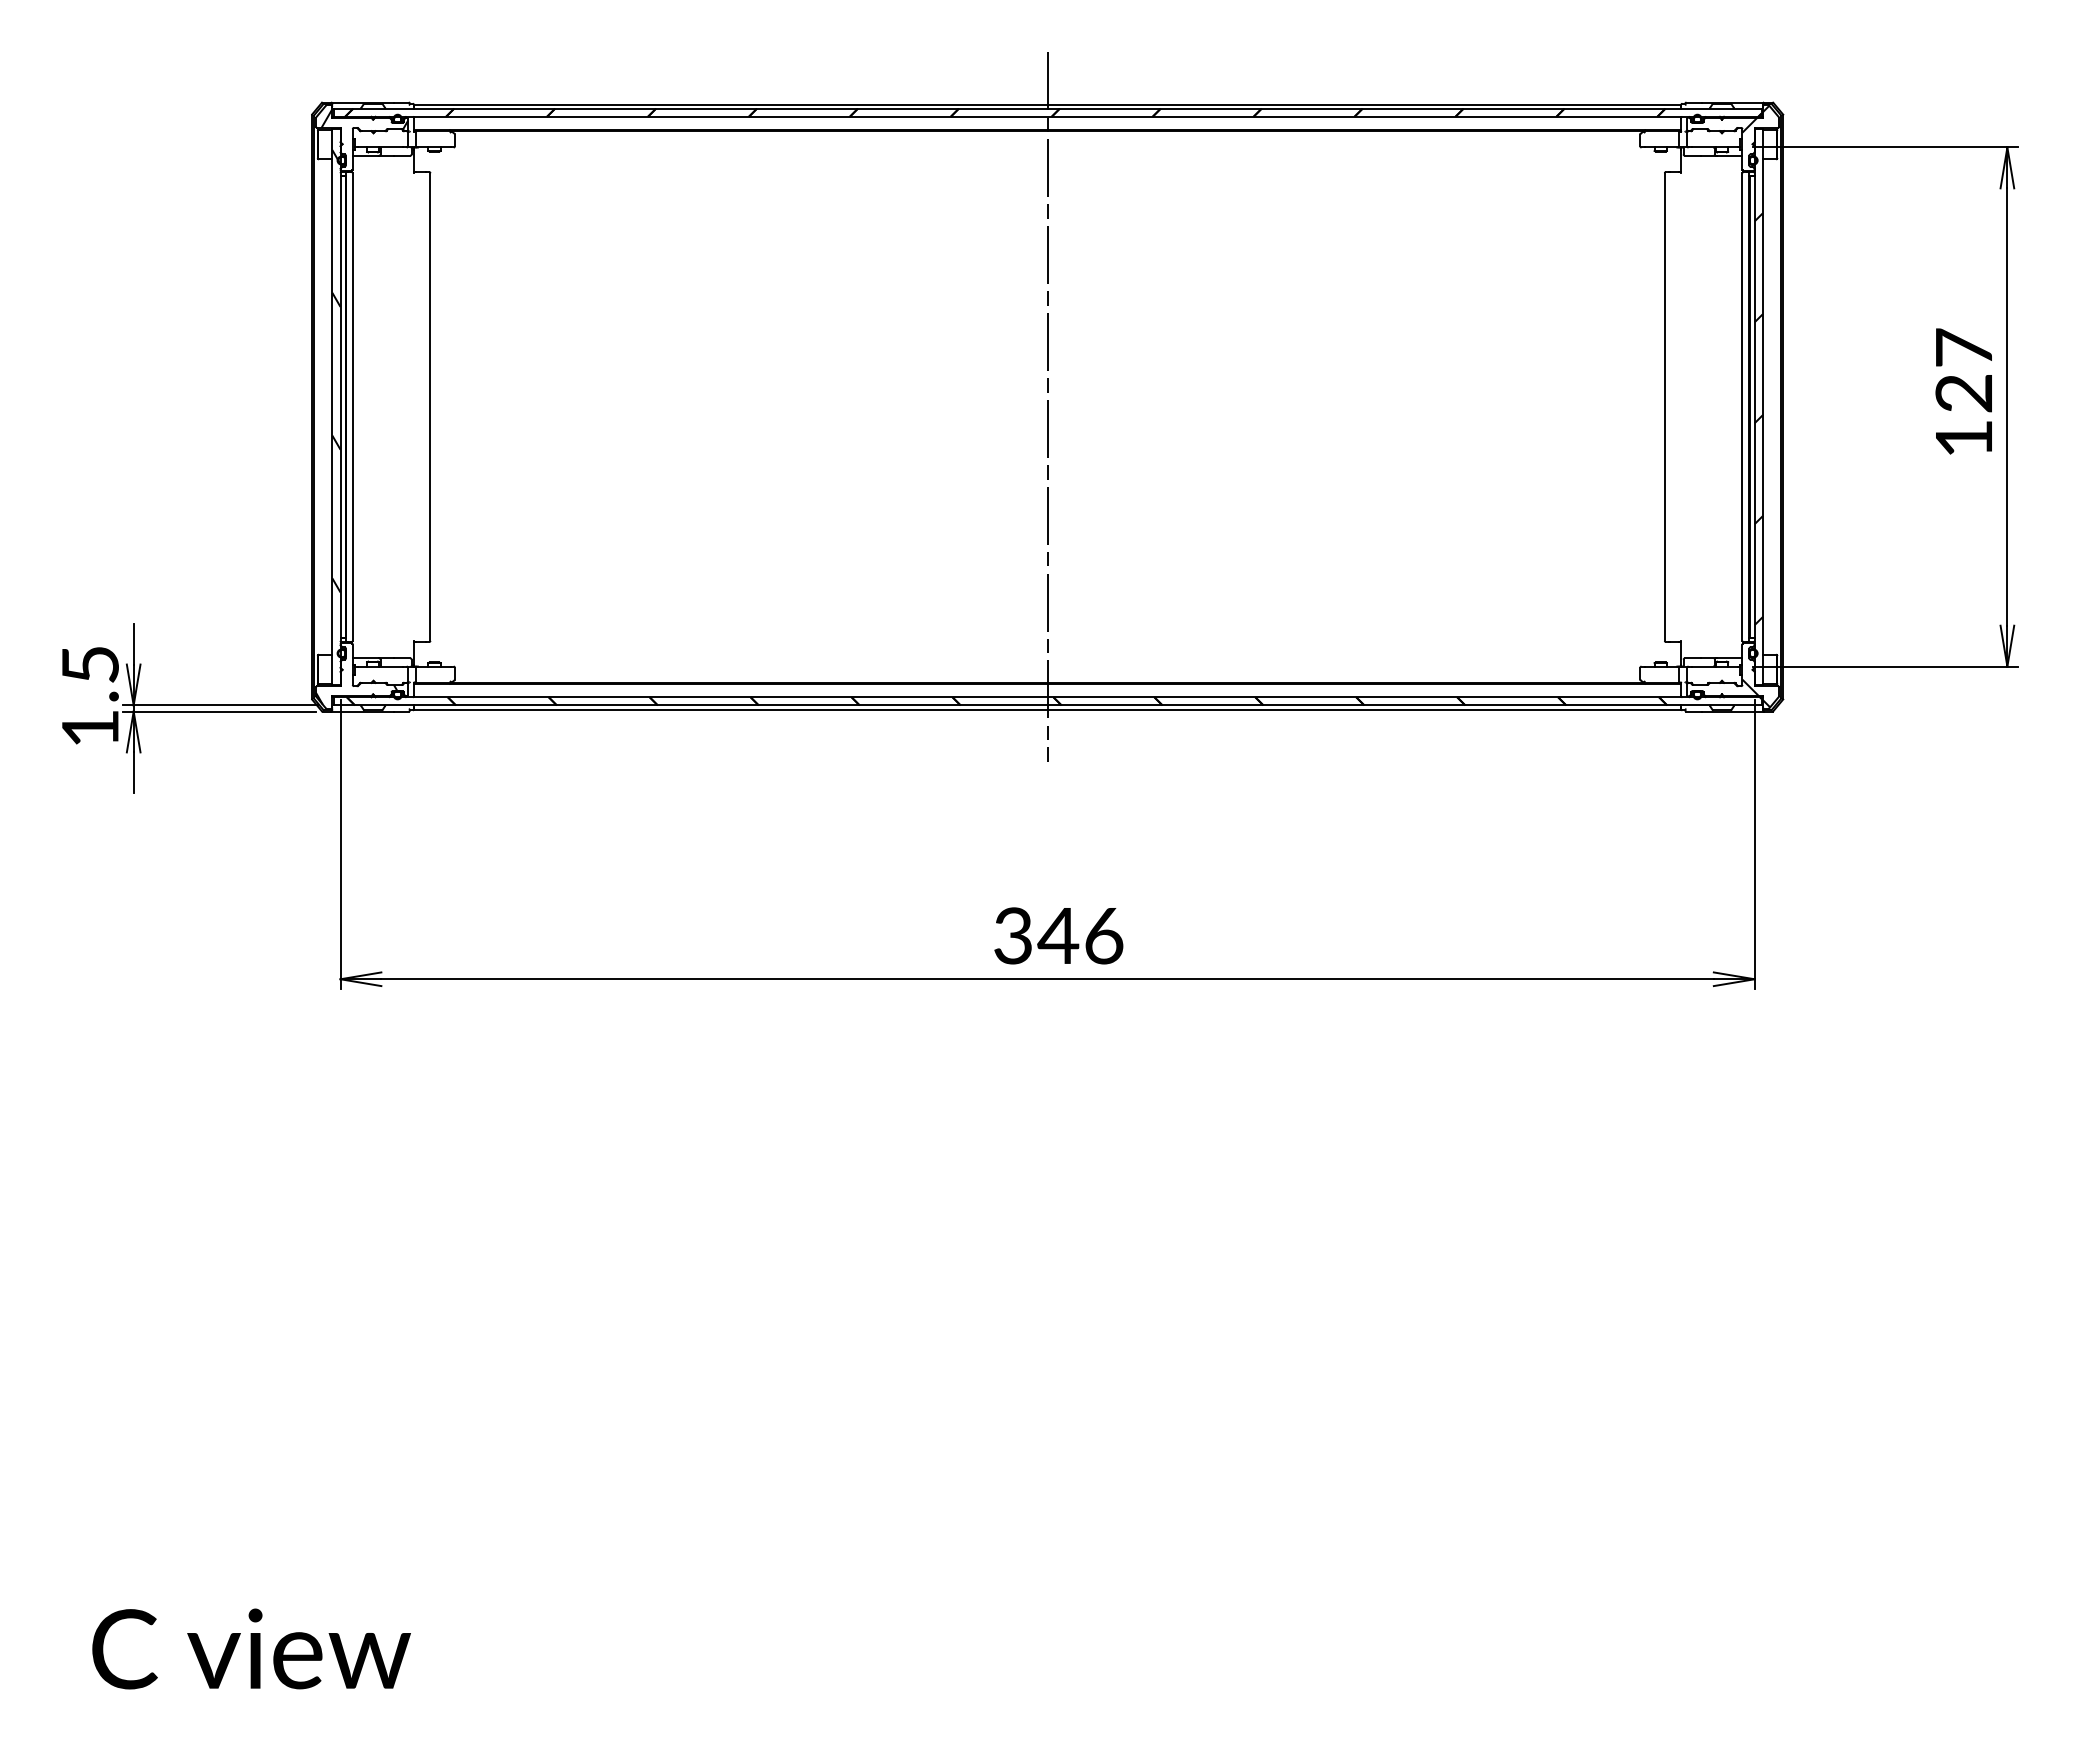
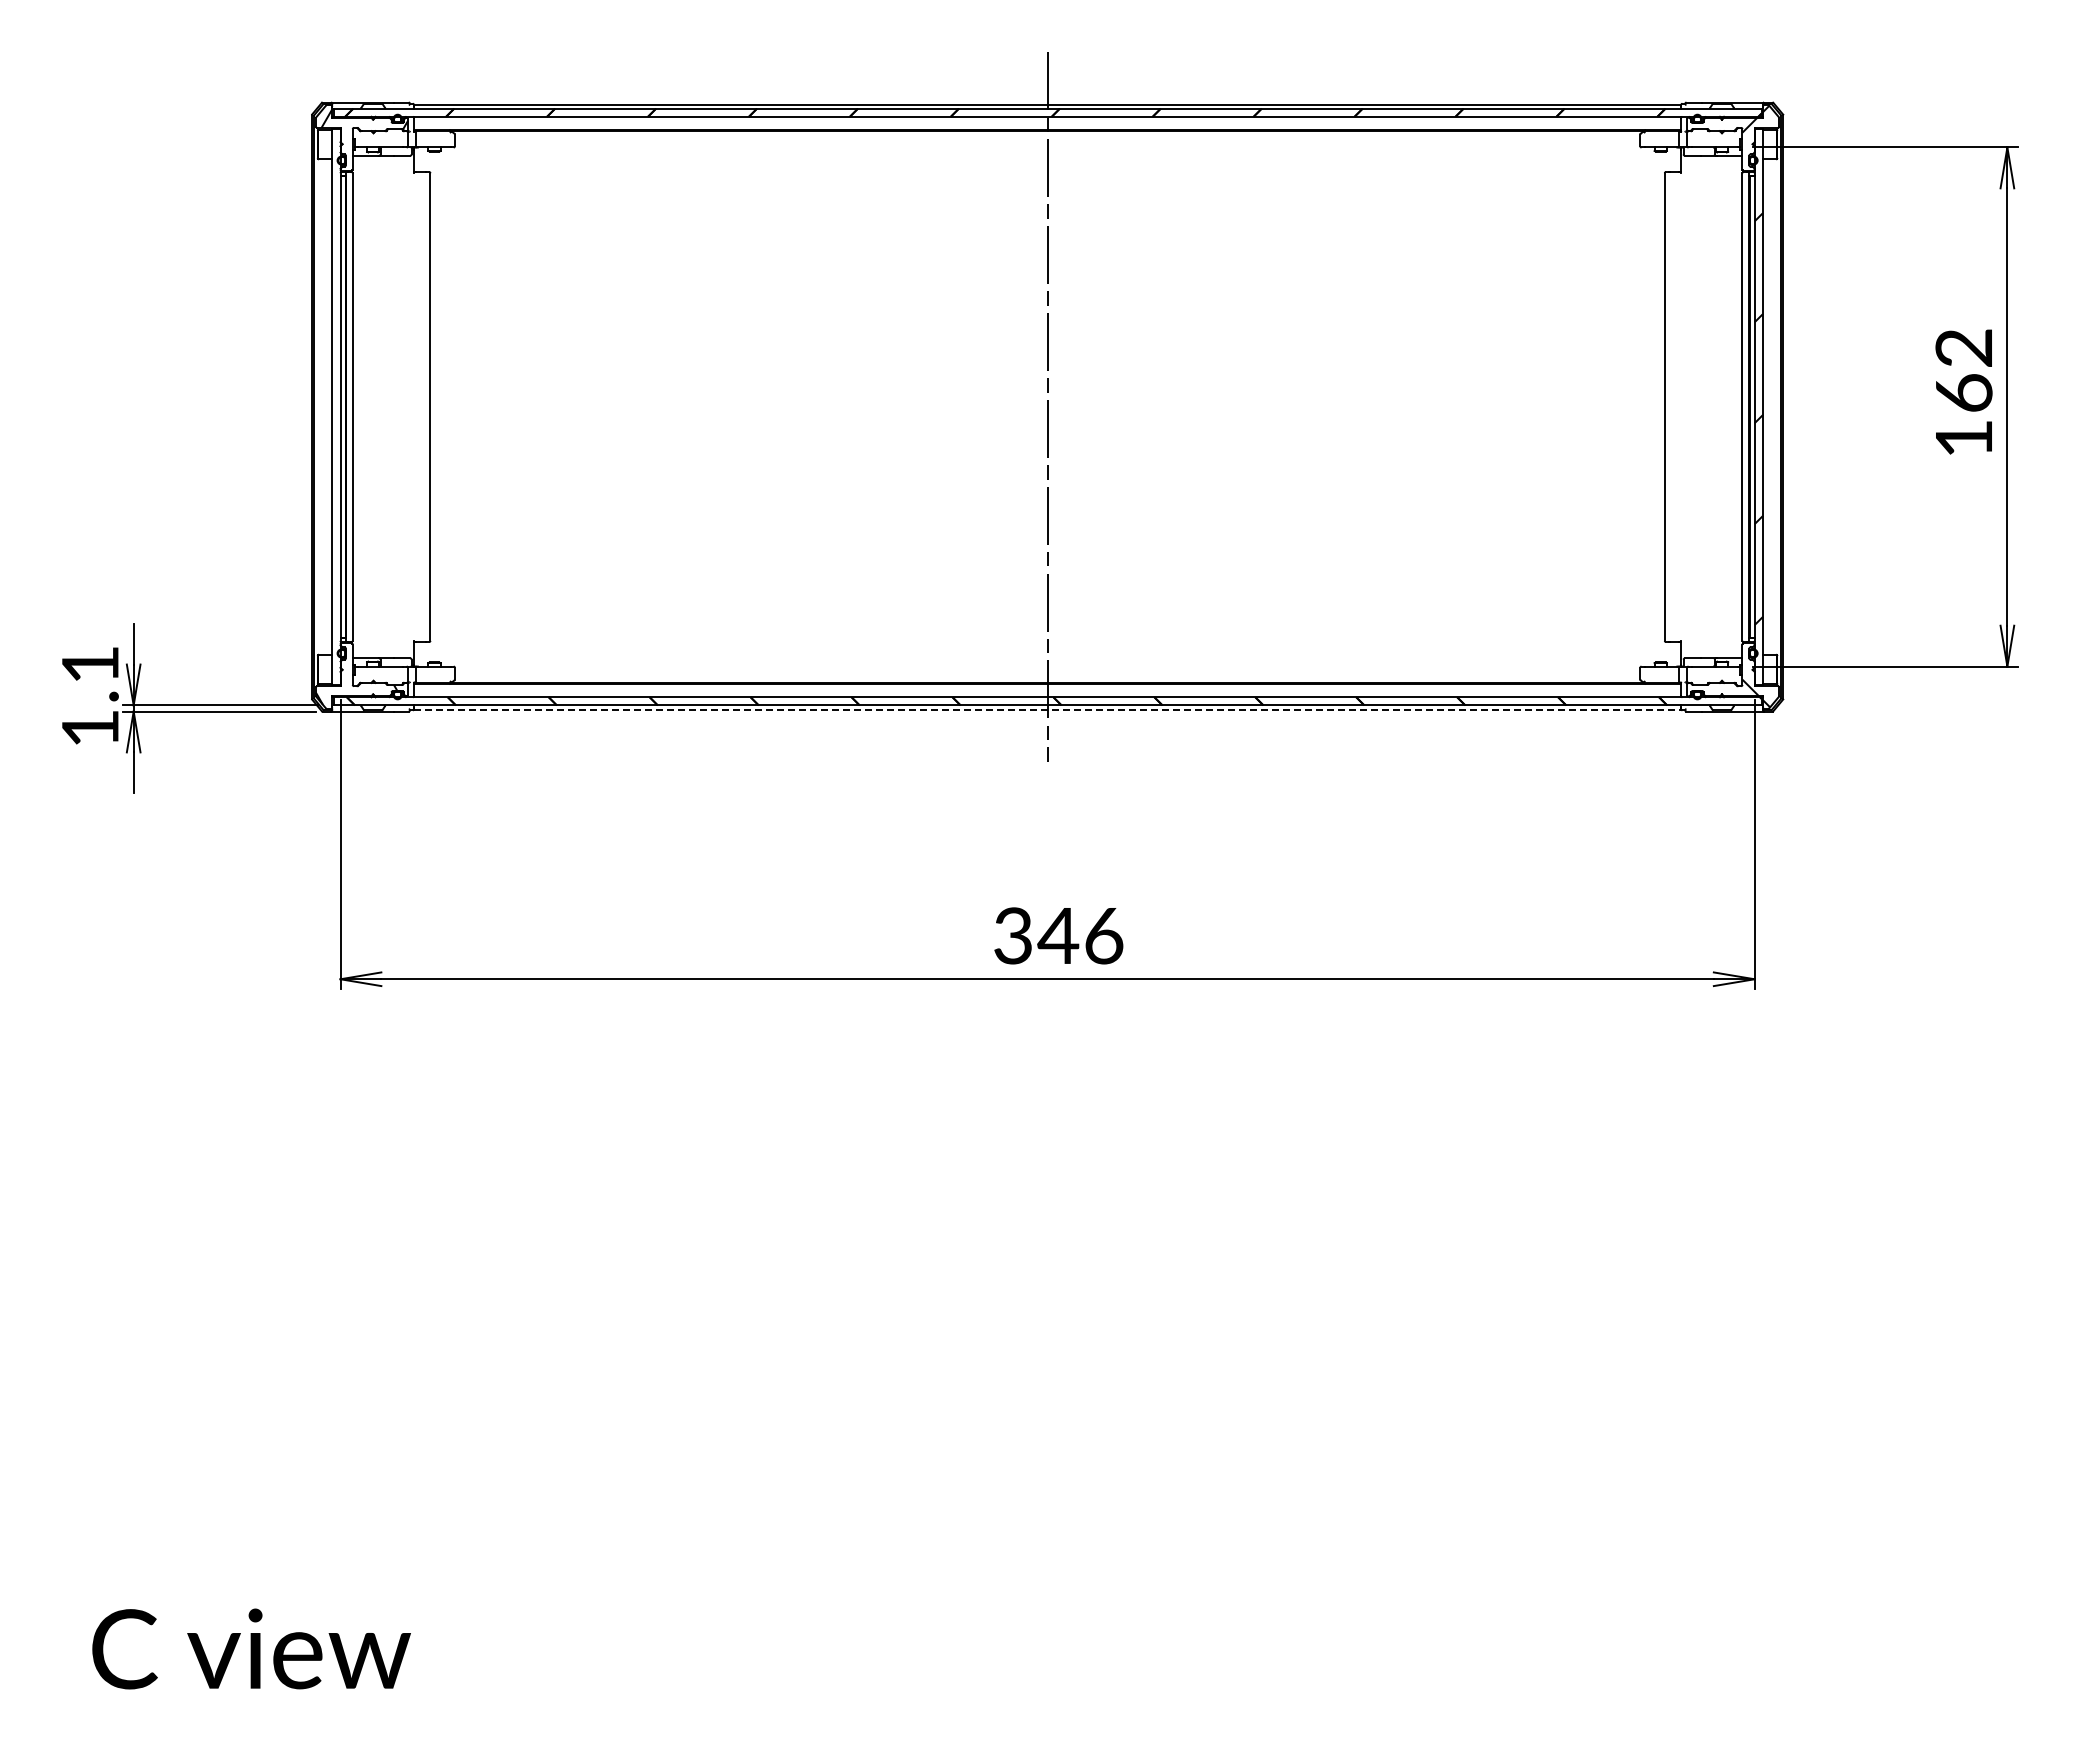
text: 127 -> 162 (1963, 370)
hatch: present -> none (336, 371)
text: 1.5 -> 1.1 (90, 664)
line: solid -> dashed (1047, 709)
